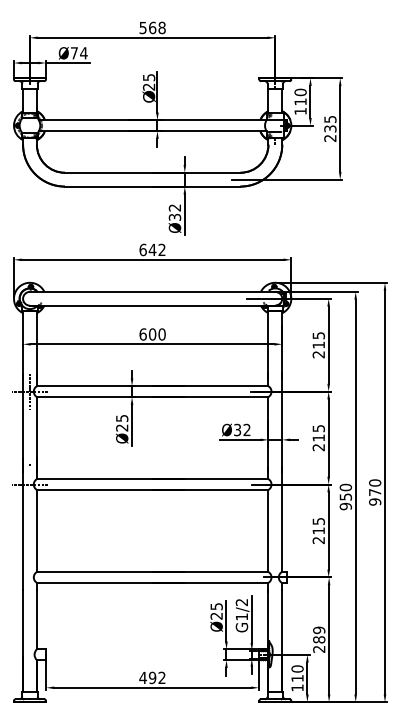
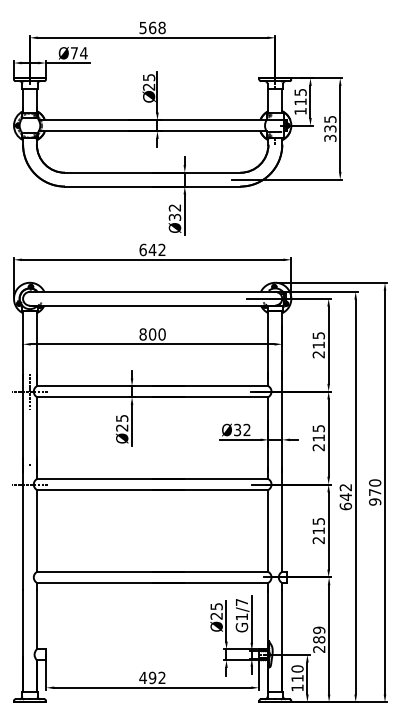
text: 110 -> 115 (300, 92)
text: 235 -> 335 (330, 138)
text: 600 -> 800 (142, 334)
text: 950 -> 642 (345, 496)
text: G1/2 -> G1/7 (241, 602)
